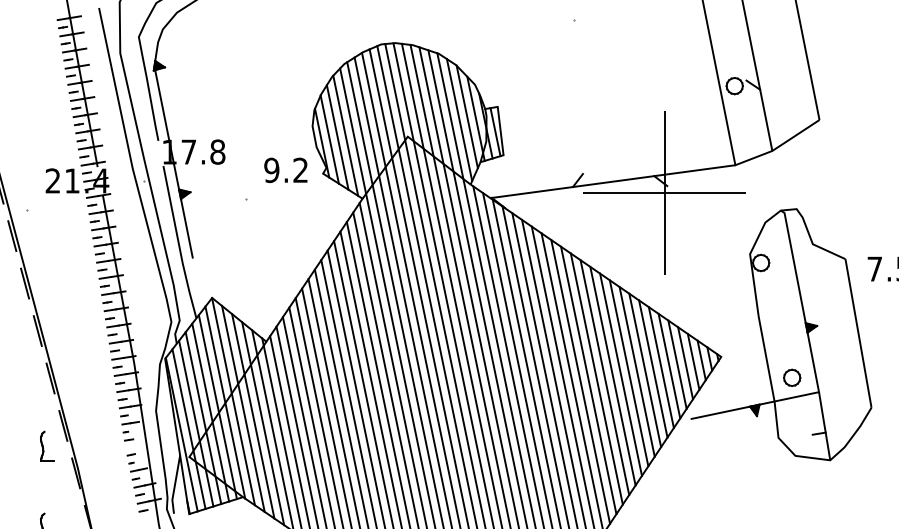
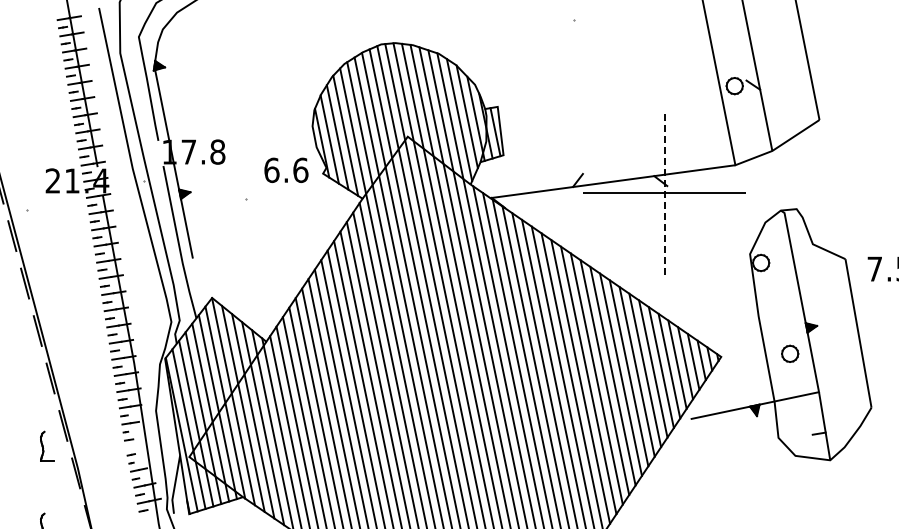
text: 9.2 -> 6.6 (286, 170)
line: solid -> dashed (664, 192)
part position: (792, 377) -> (790, 353) (790, 353)
